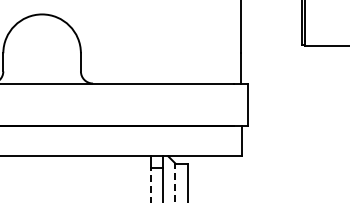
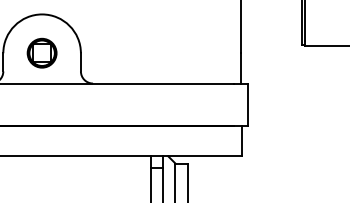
part: none -> present (41, 52)
line: dashed -> solid (175, 182)
line: dashed -> solid (151, 185)
